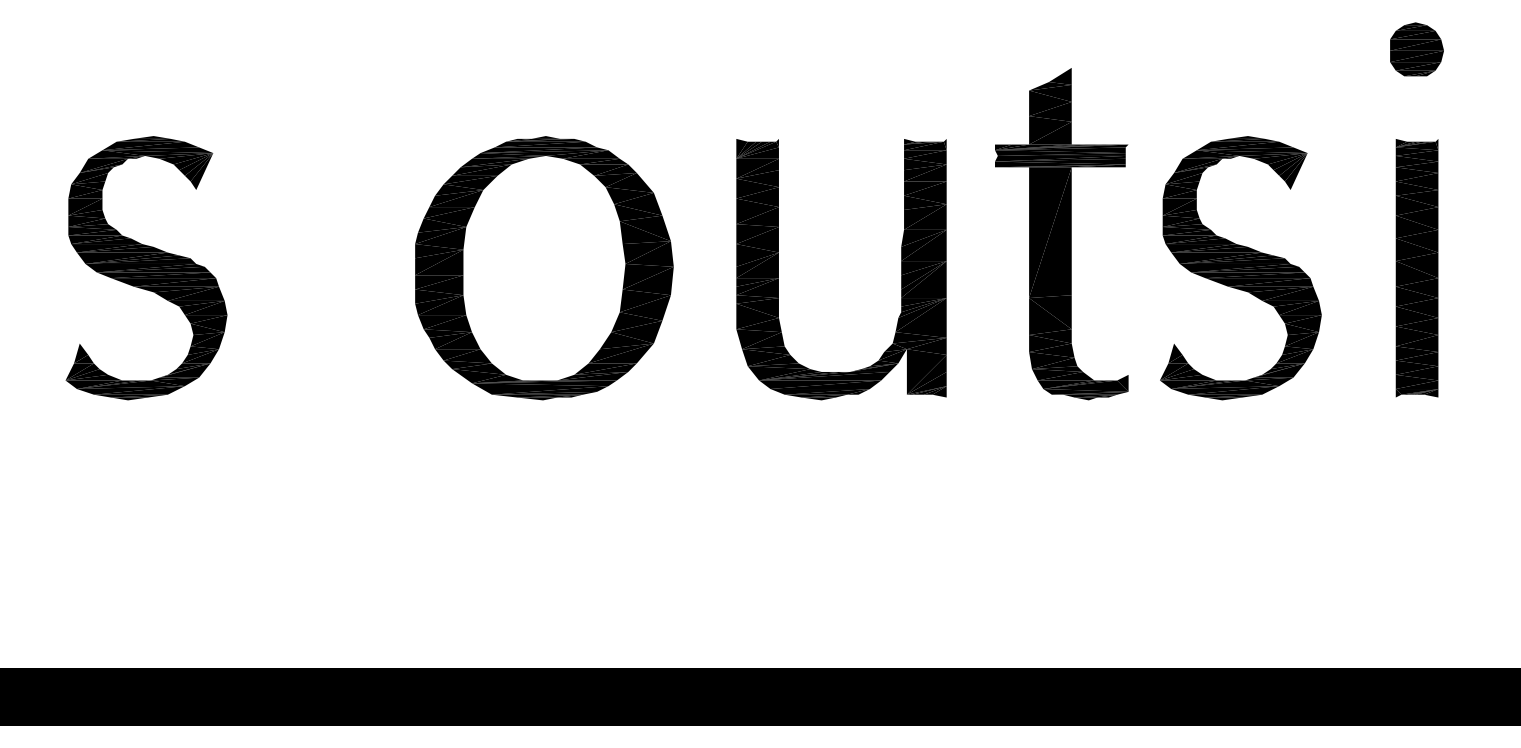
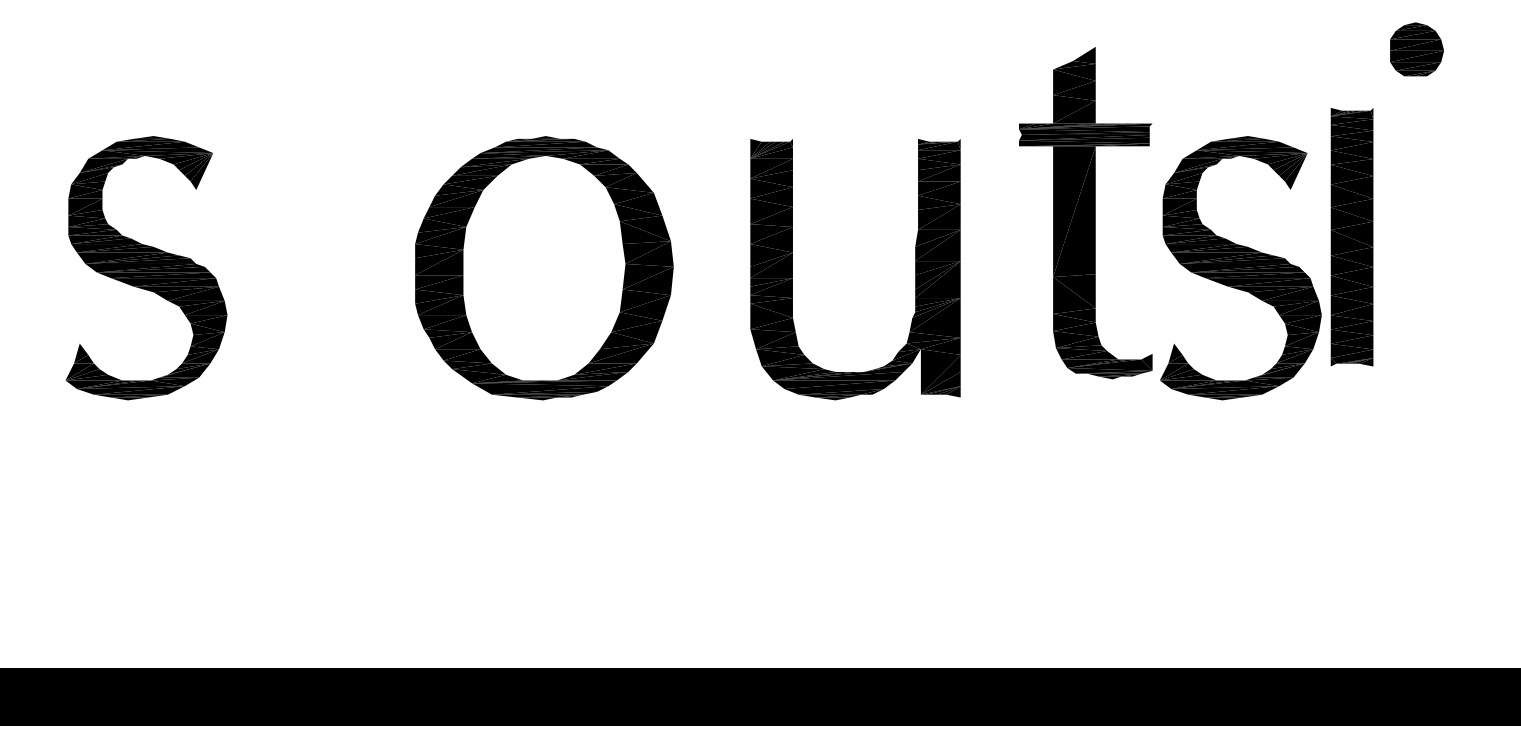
part position: (1061, 234) -> (1085, 213) (1085, 213)
part position: (1416, 268) -> (1351, 237) (1351, 237)
part position: (901, 269) -> (915, 269) (915, 269)
